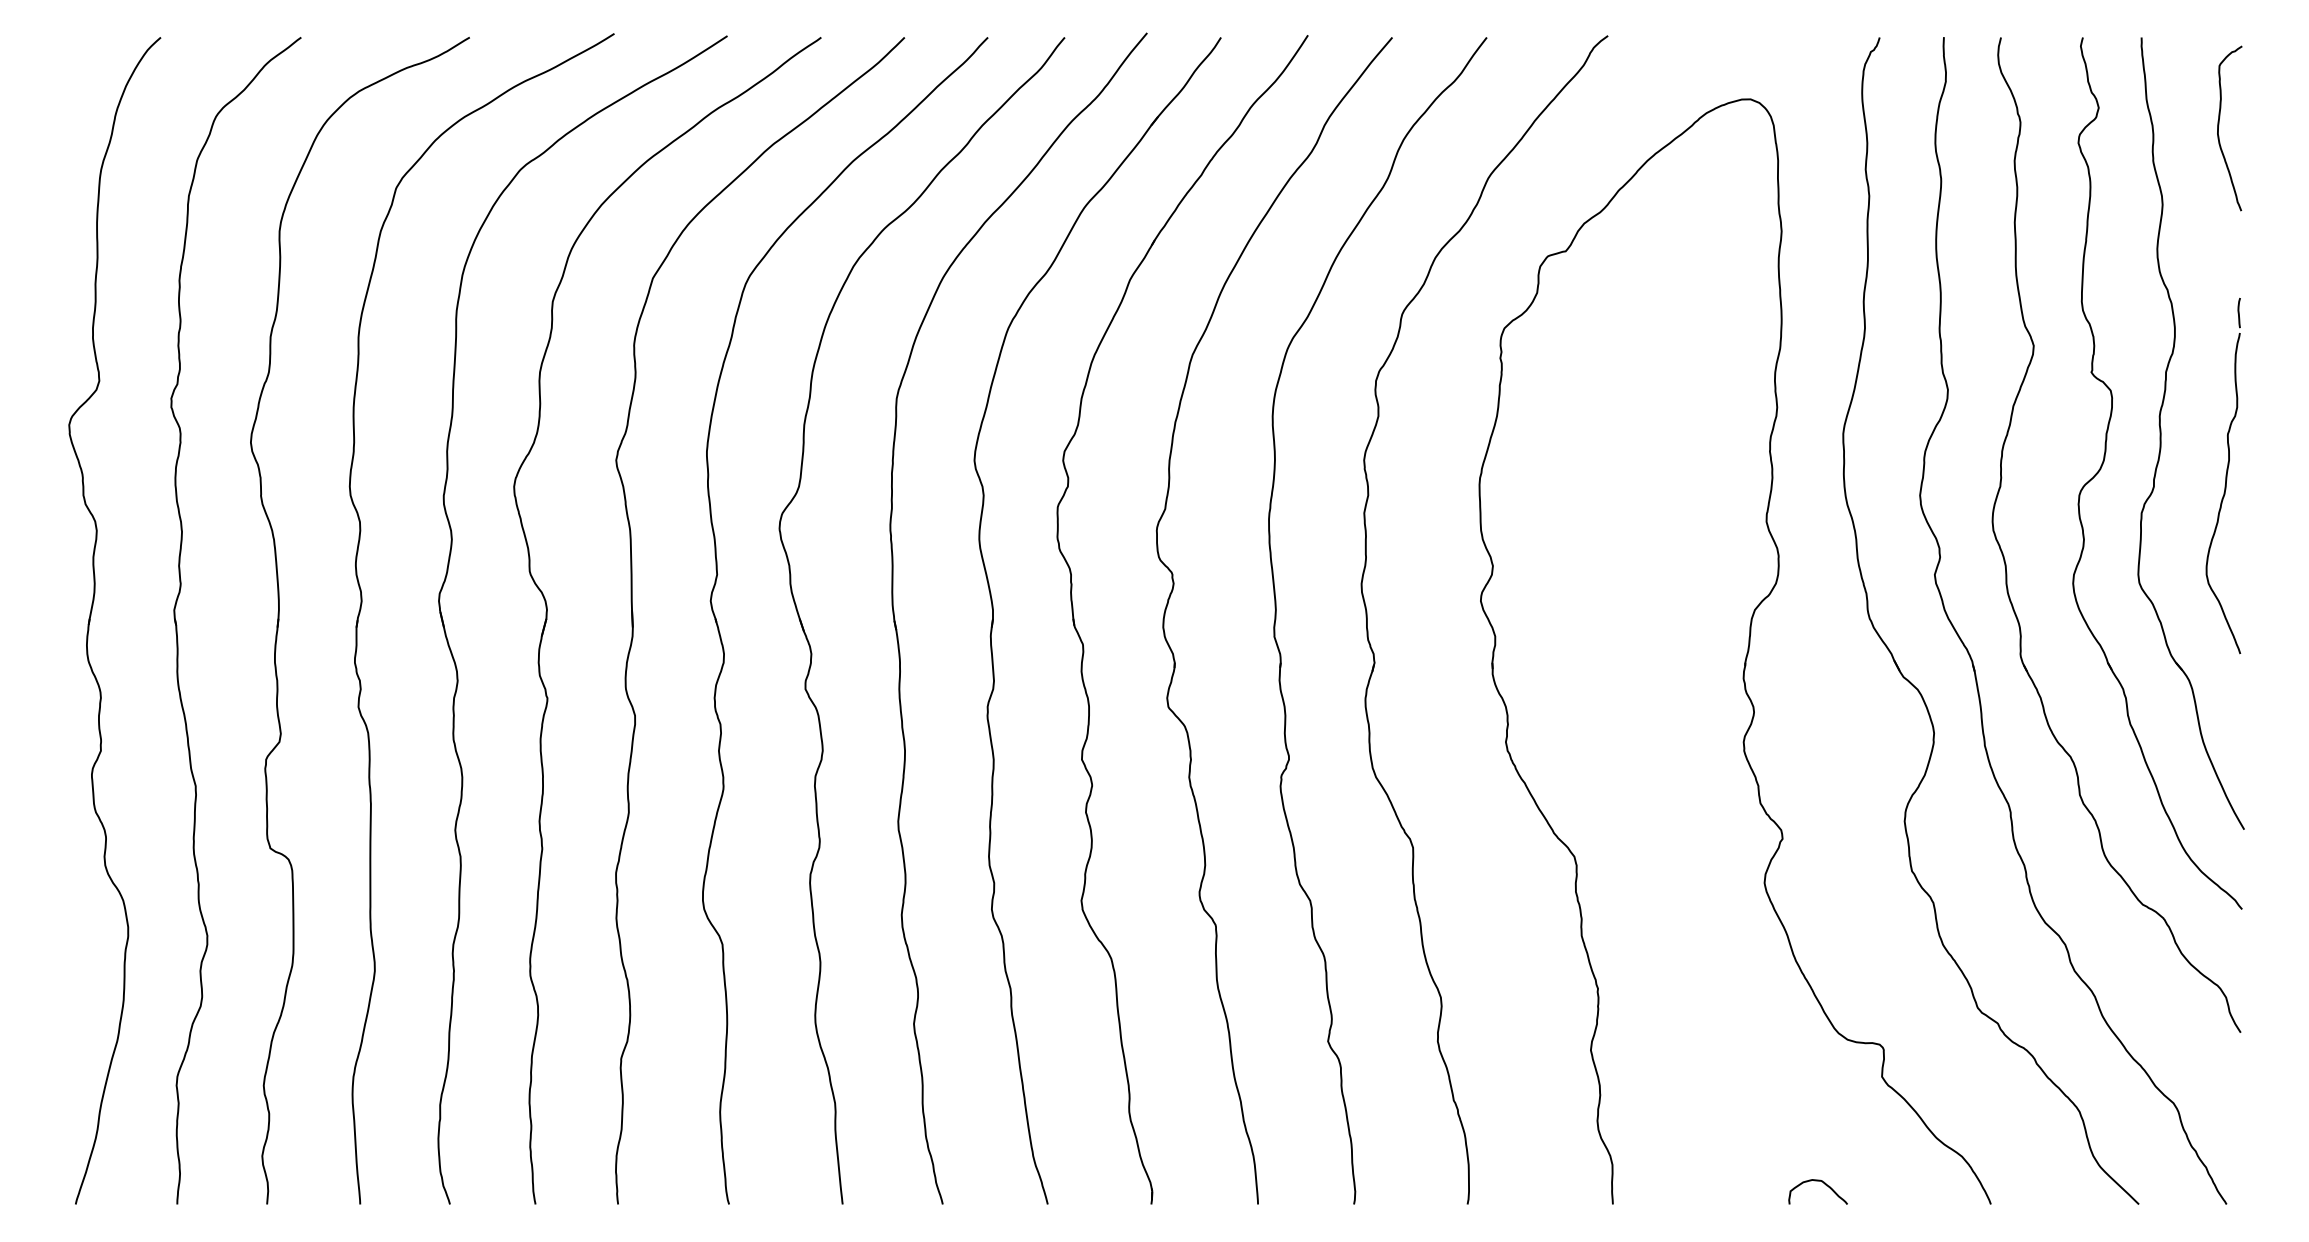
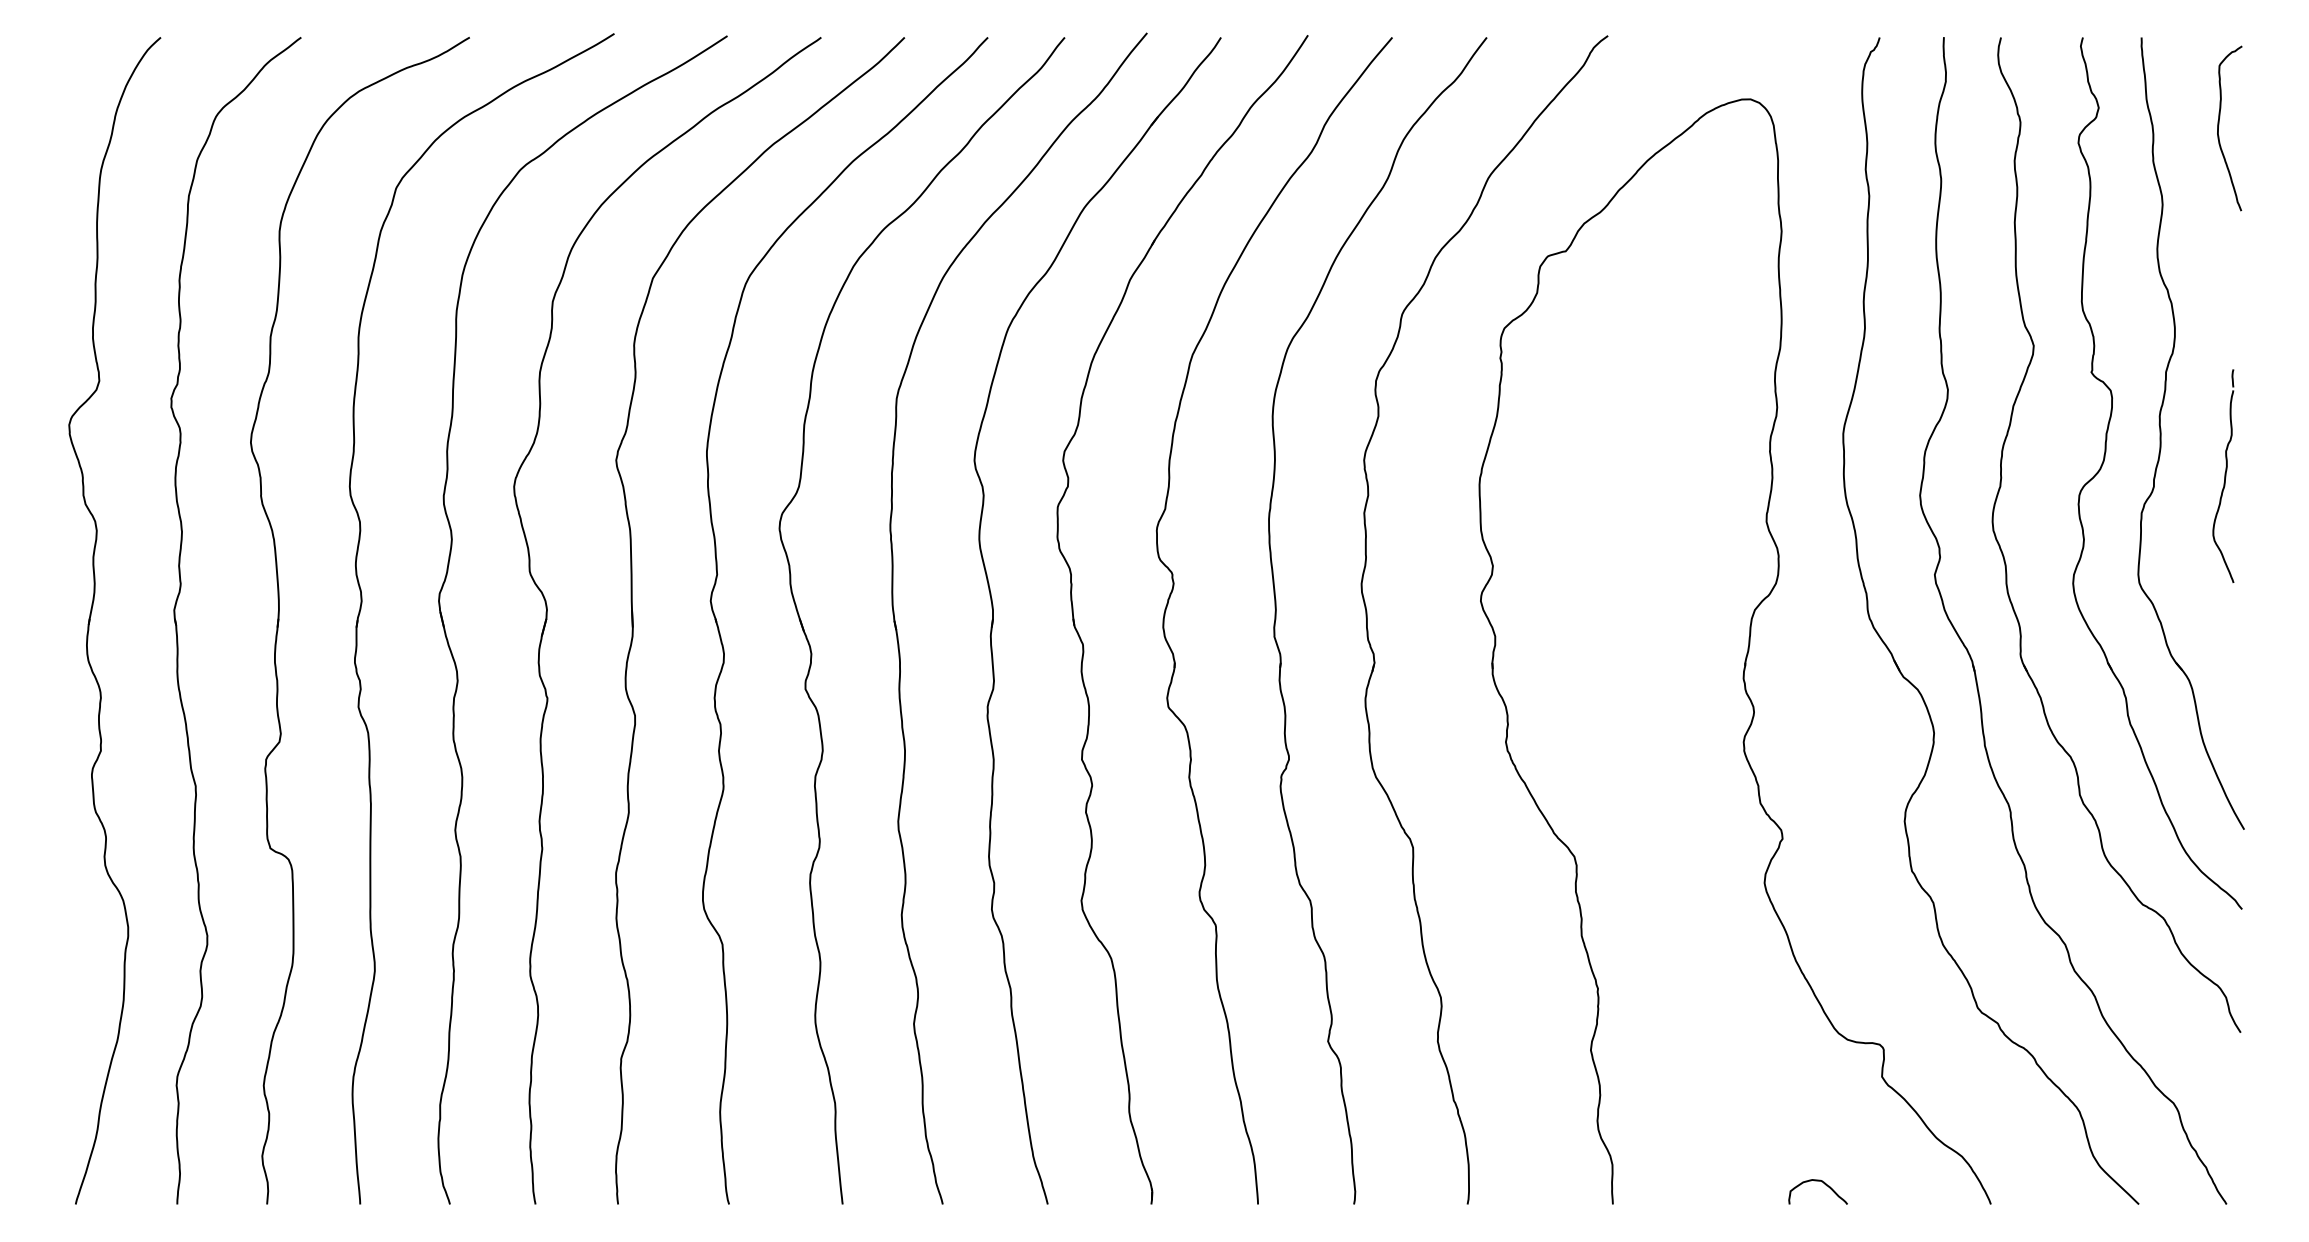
part size: 37x357 px -> 23x214 px (2223, 475)
